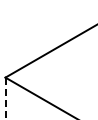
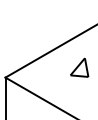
hatch: none -> present (79, 67)
line: dashed -> solid (5, 98)
